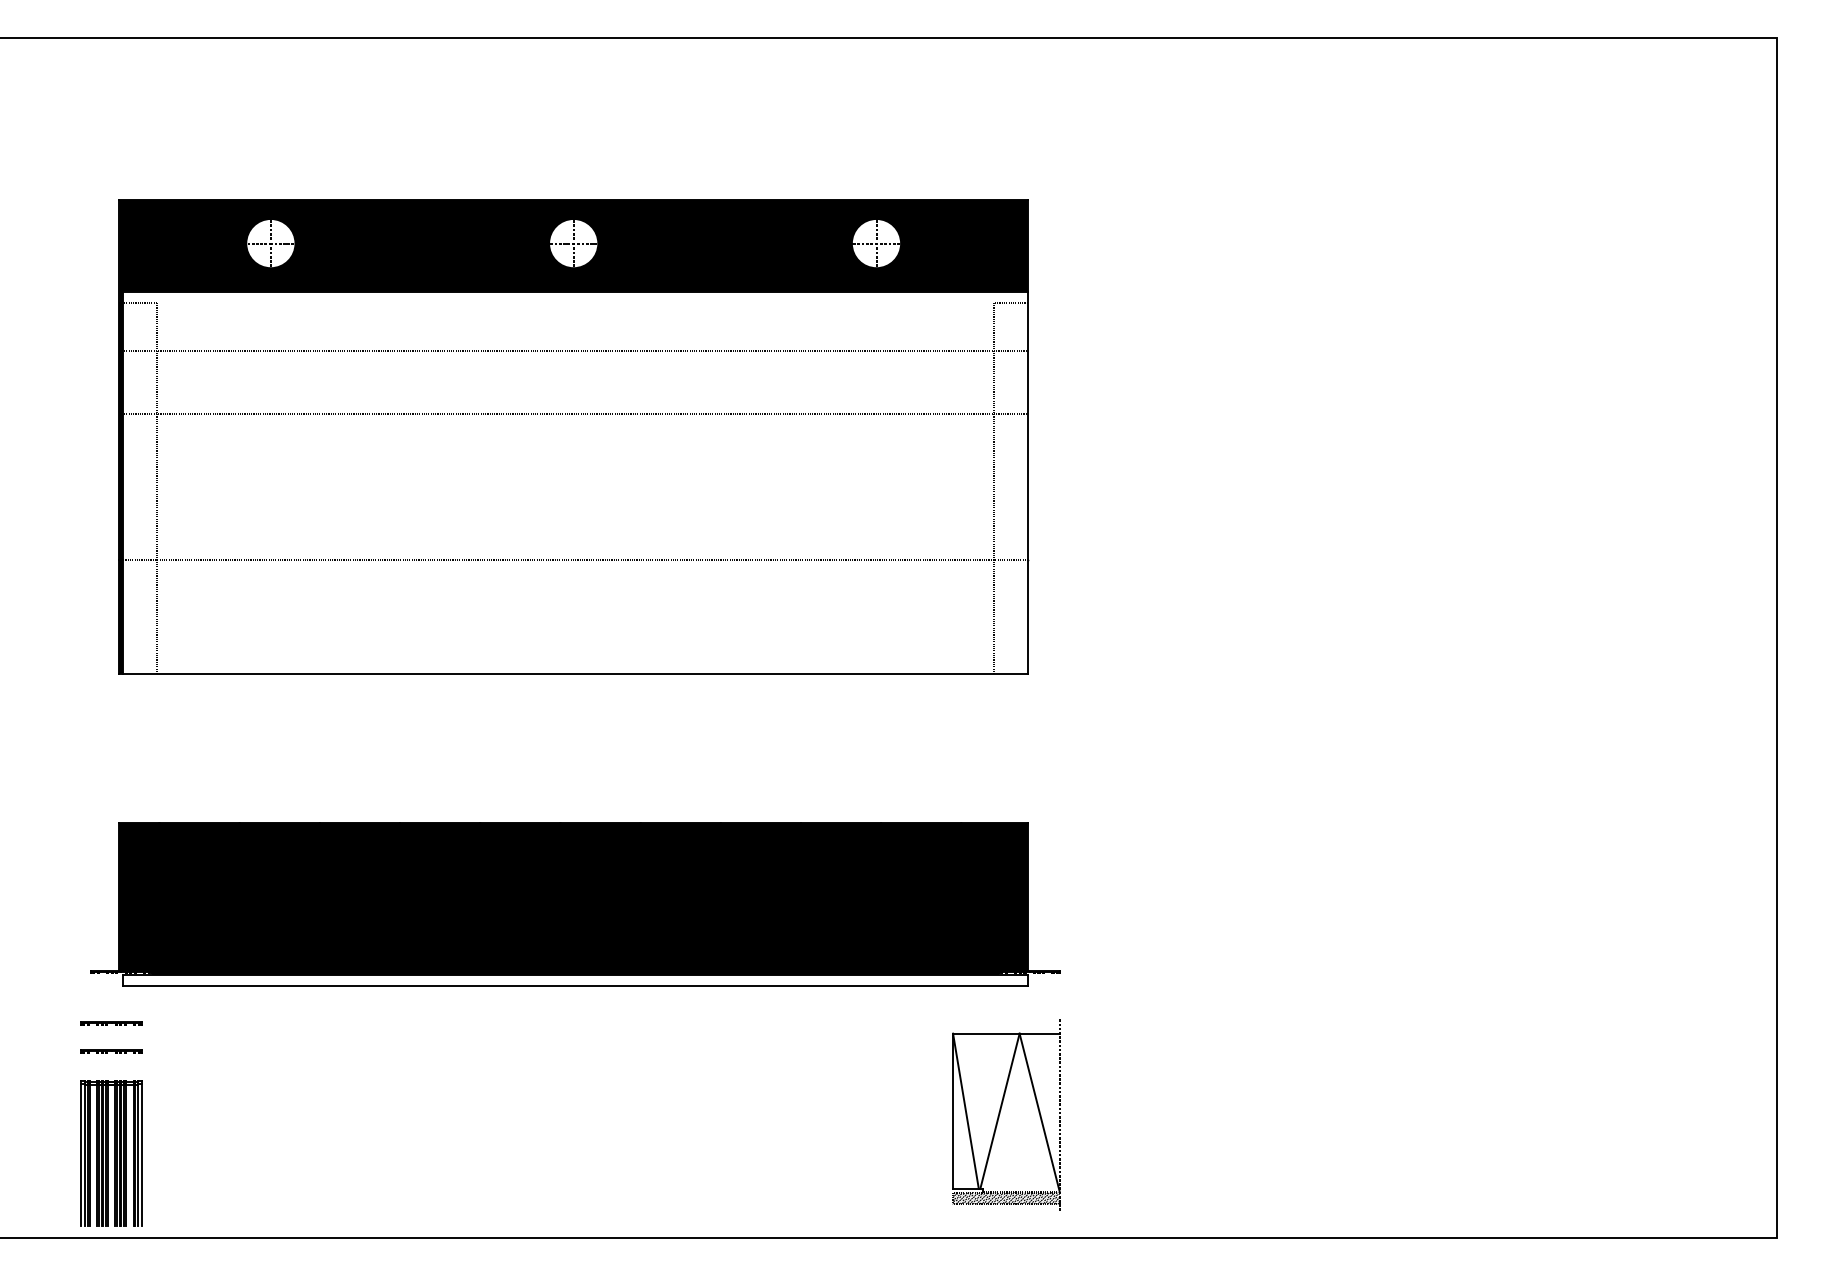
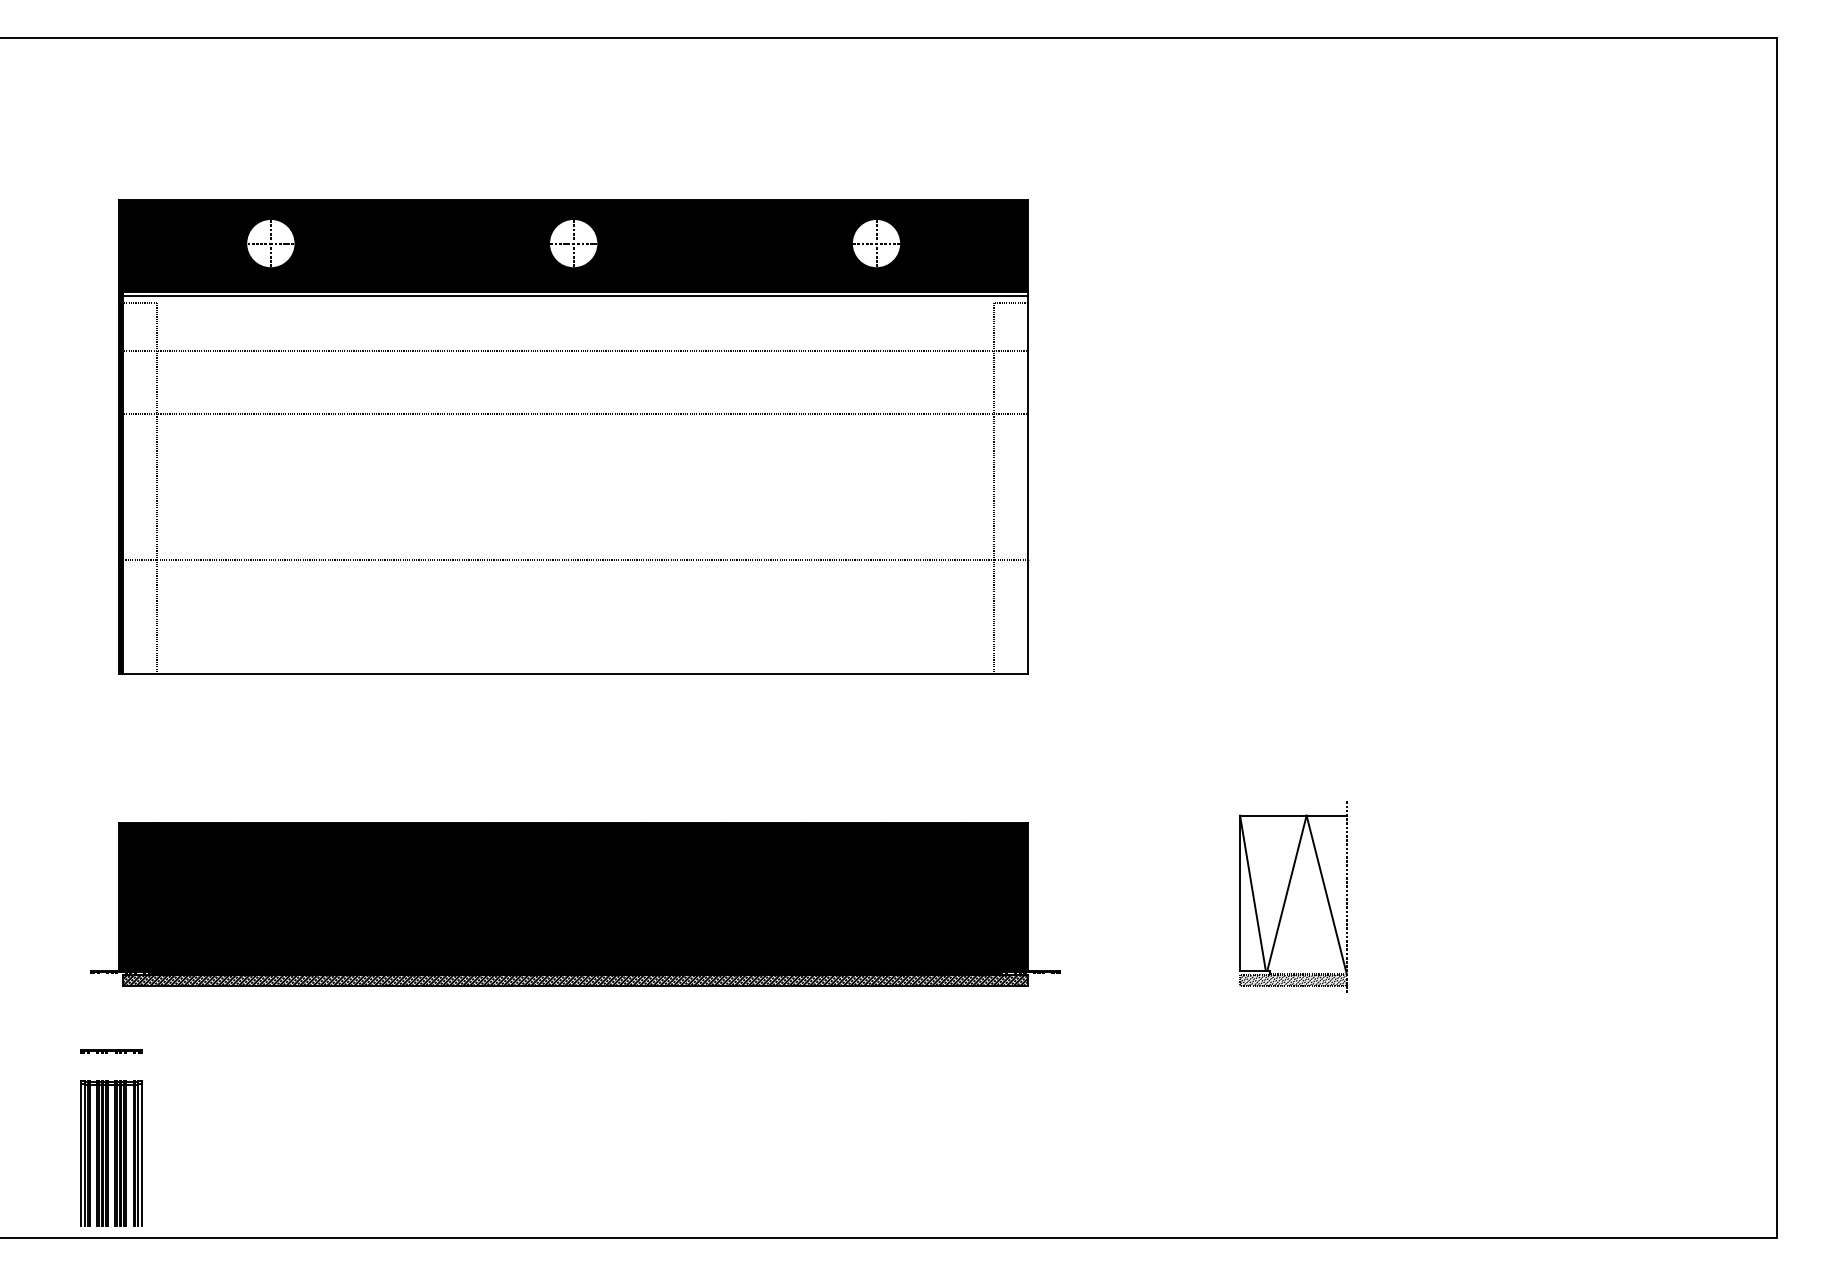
line: none -> present (575, 295)
hatch: none -> present (575, 979)
line: present -> none (111, 1023)
part position: (1006, 1114) -> (1293, 896) (1293, 896)
